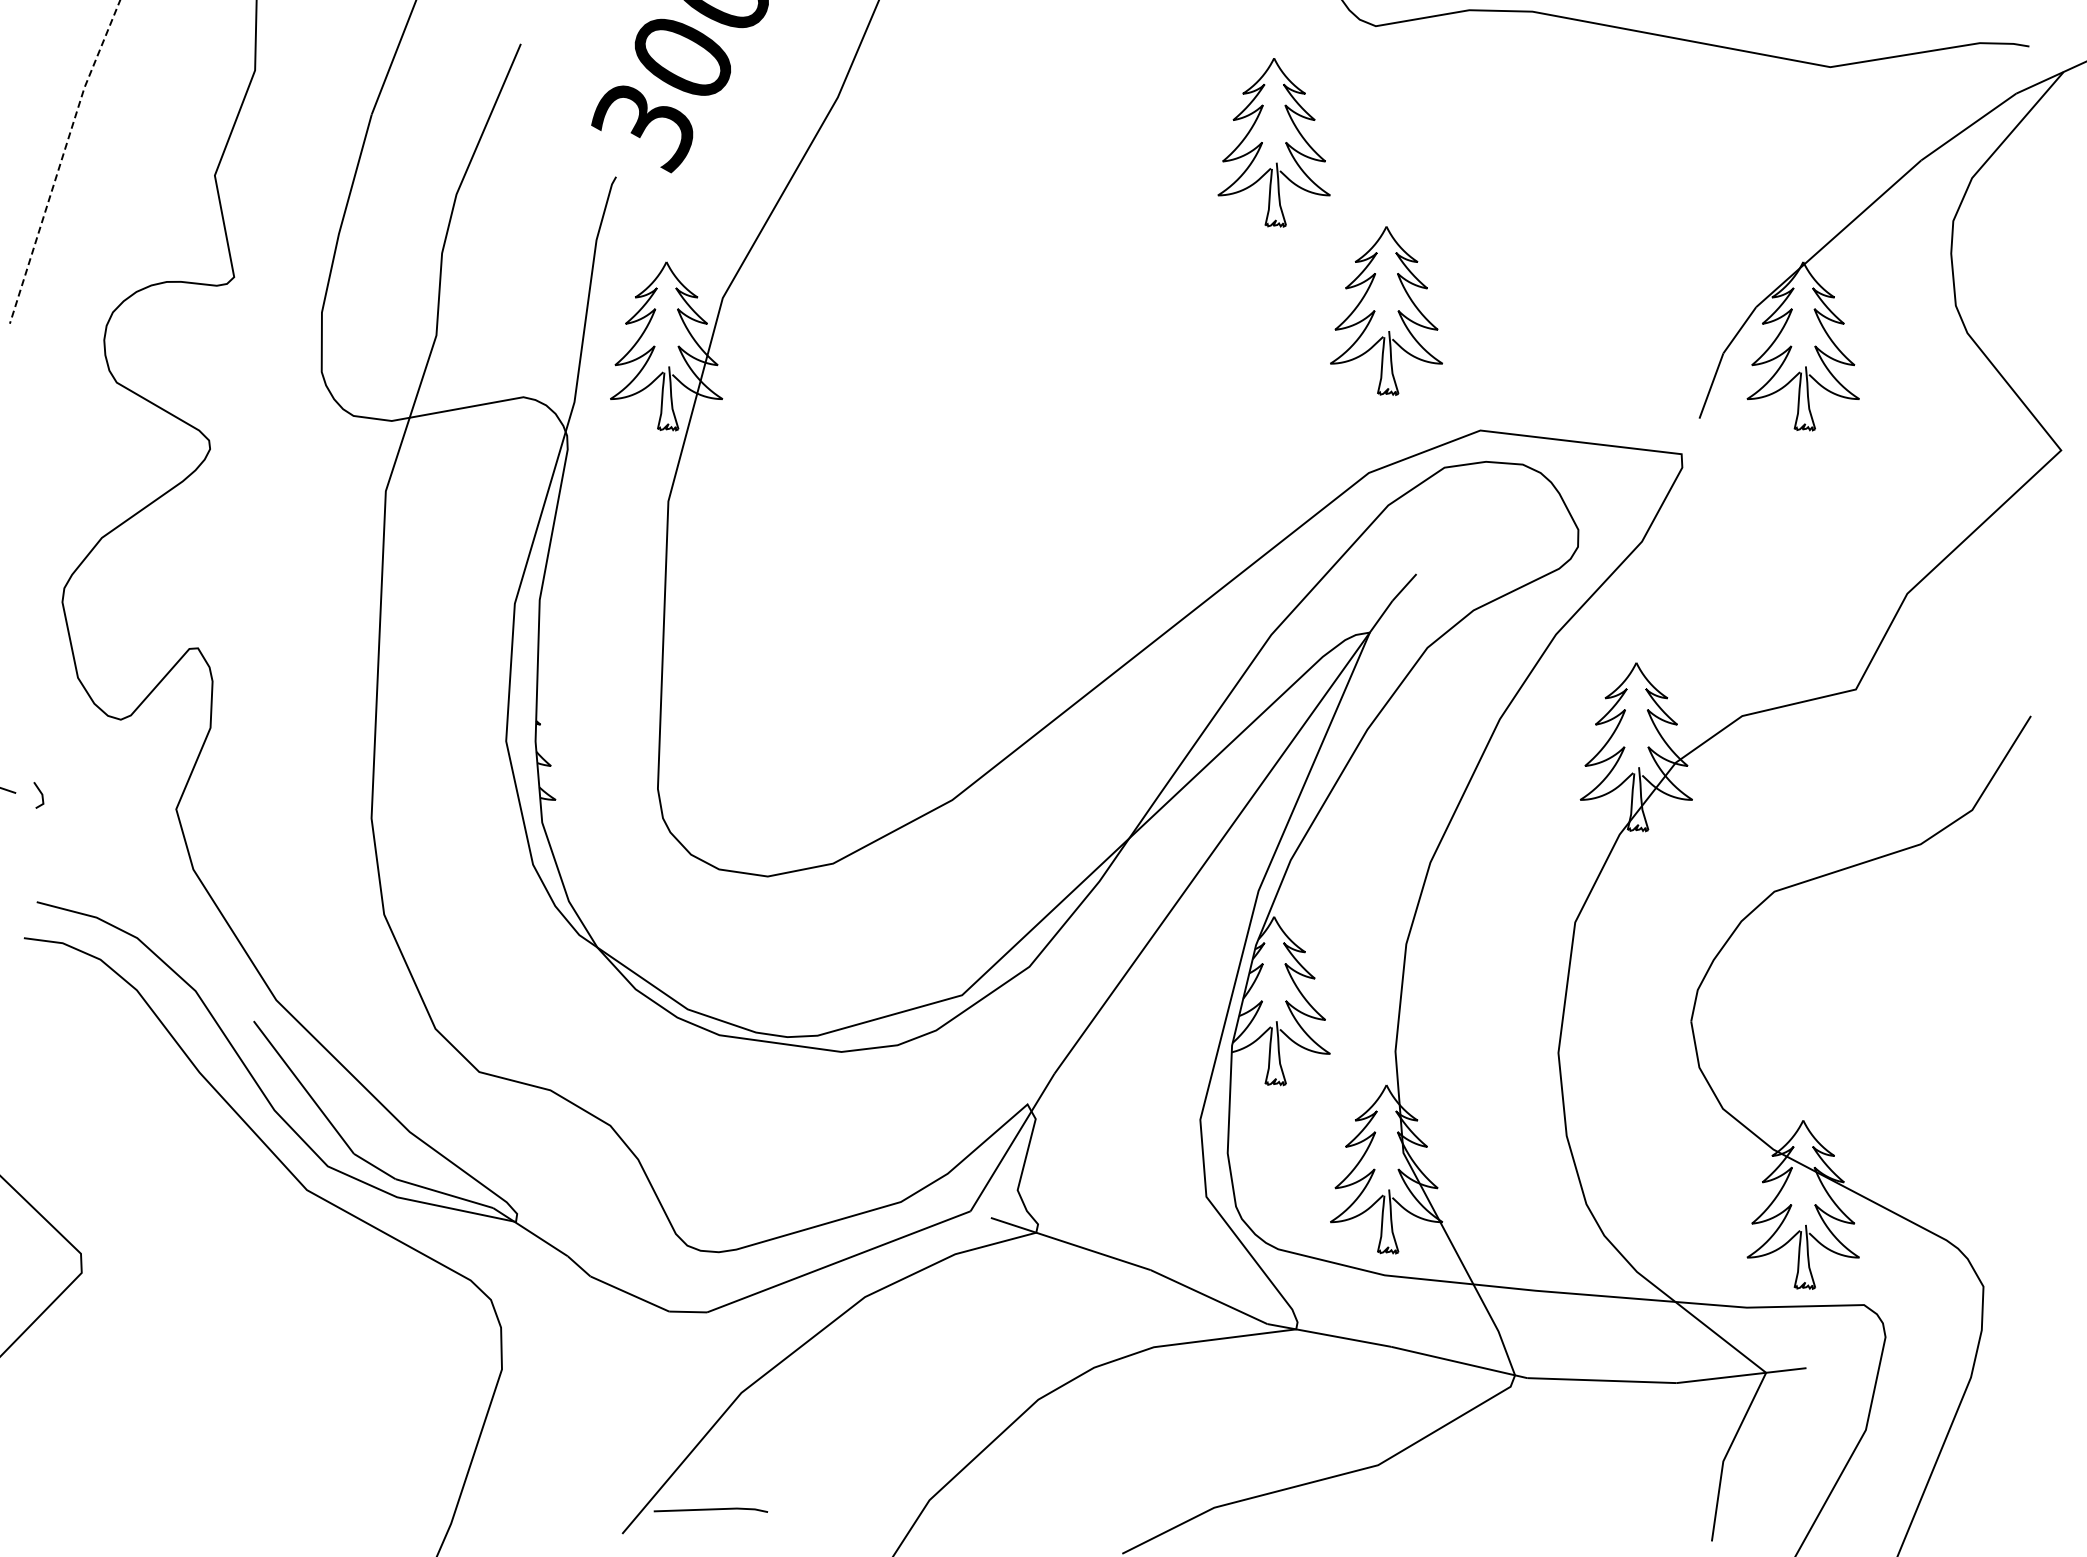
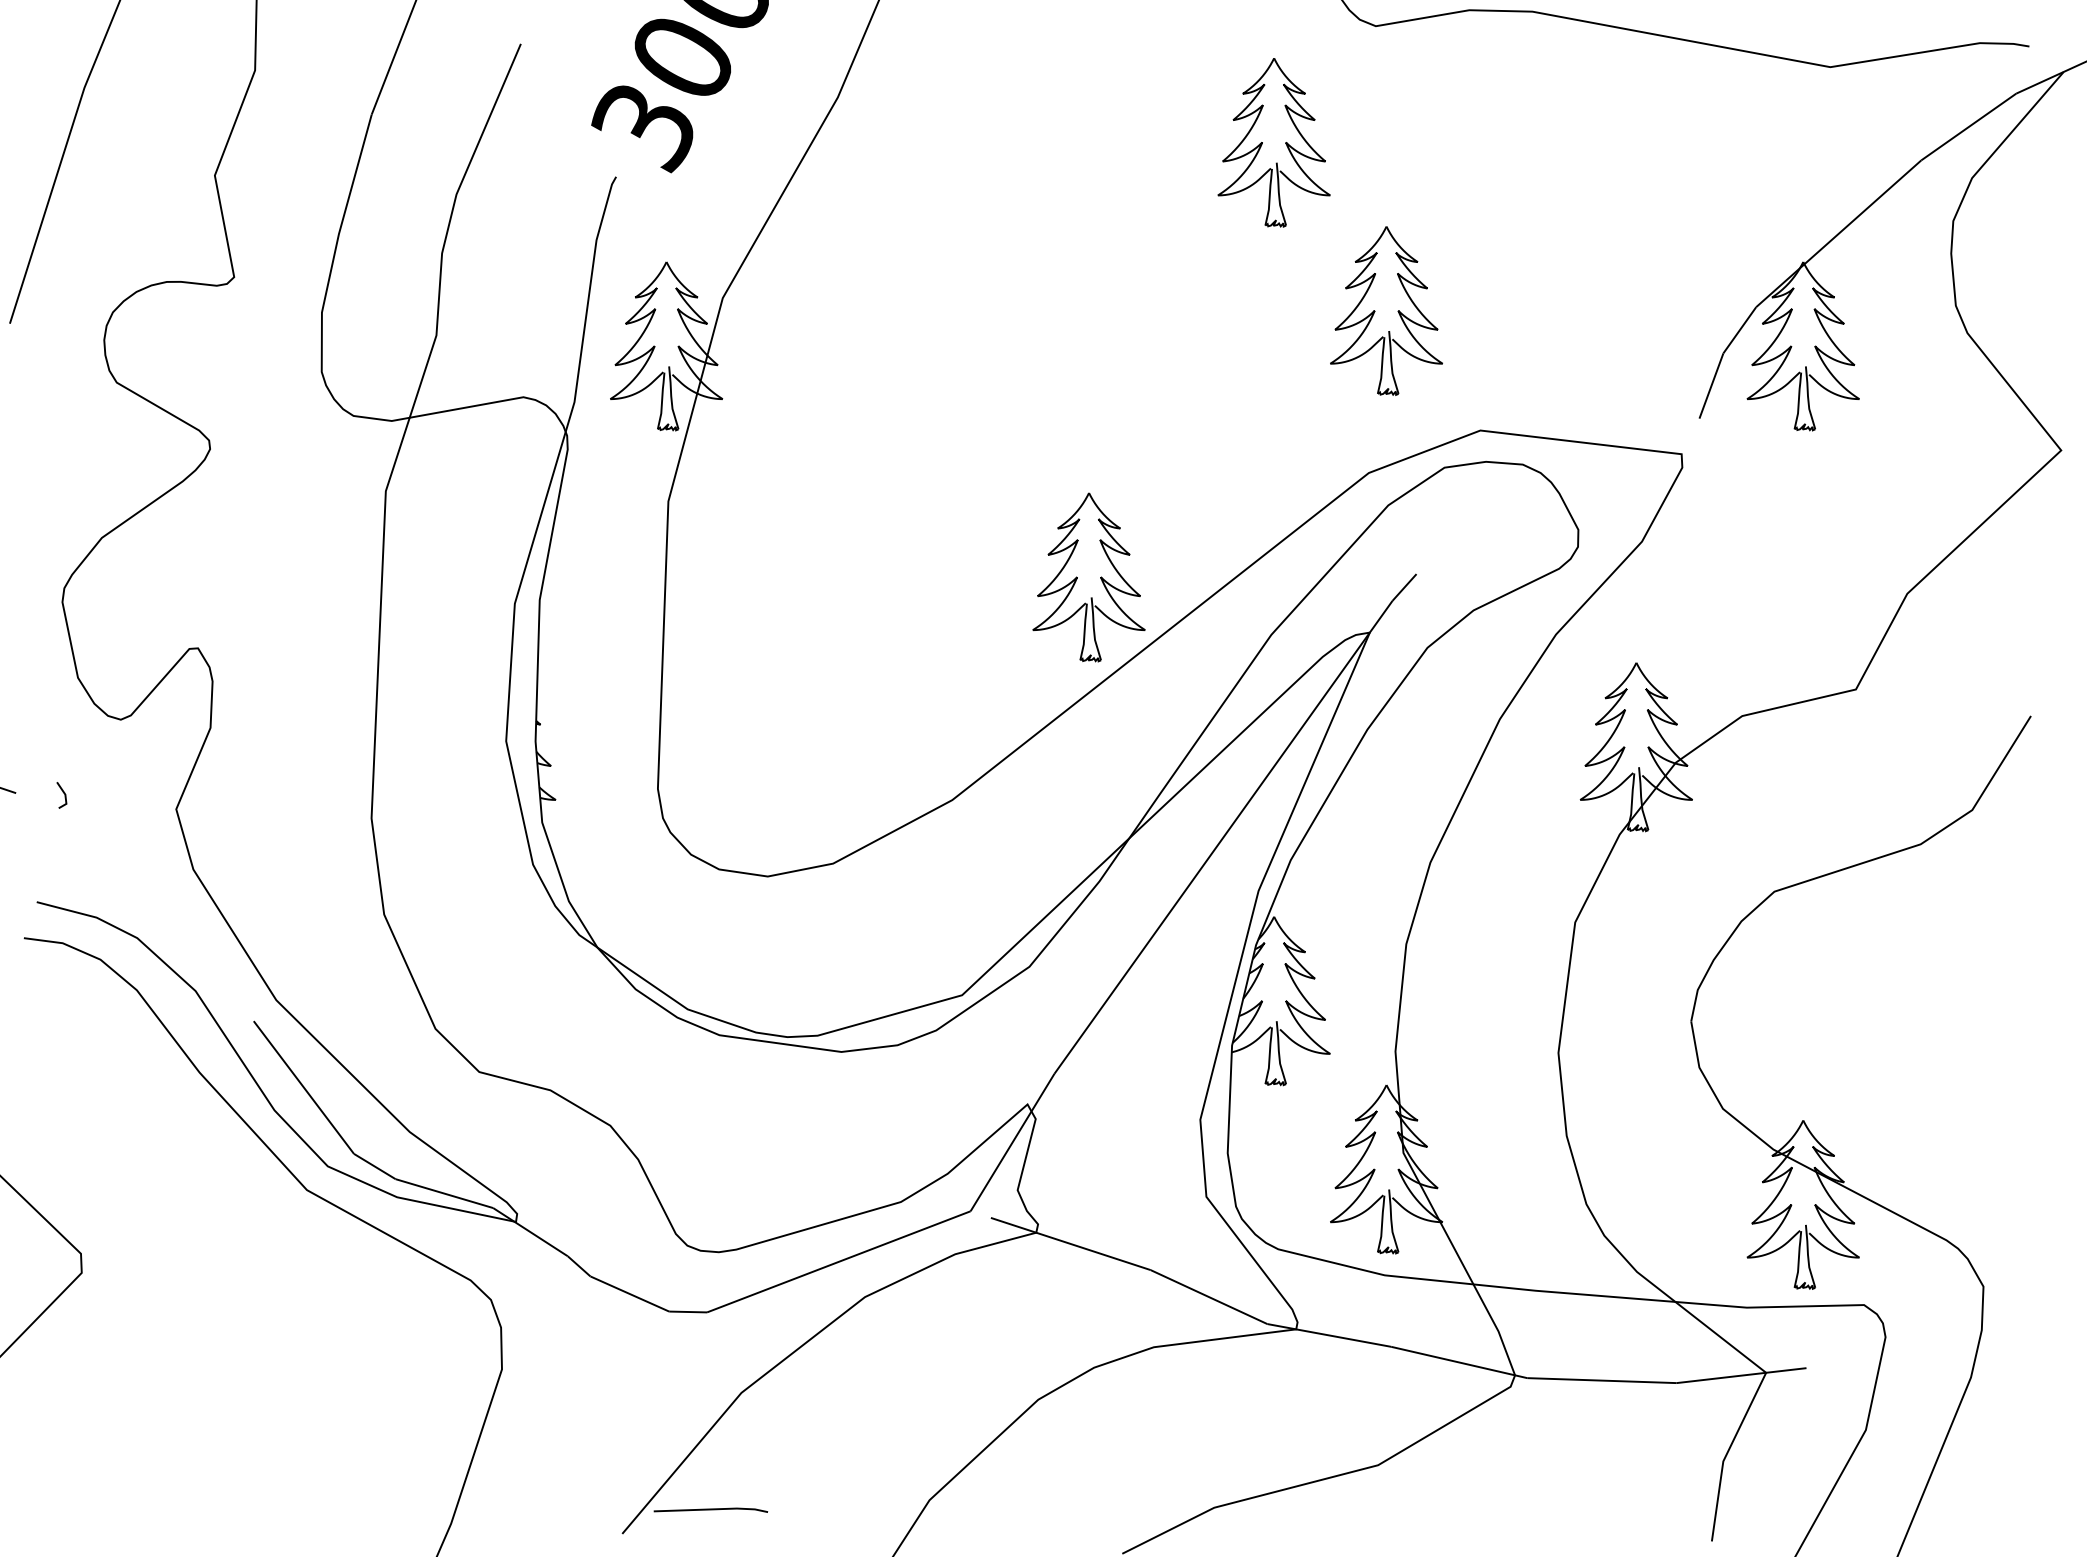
line: dashed -> solid (61, 160)
part: none -> present (1088, 577)
line position: (40, 793) -> (63, 793) (63, 793)
